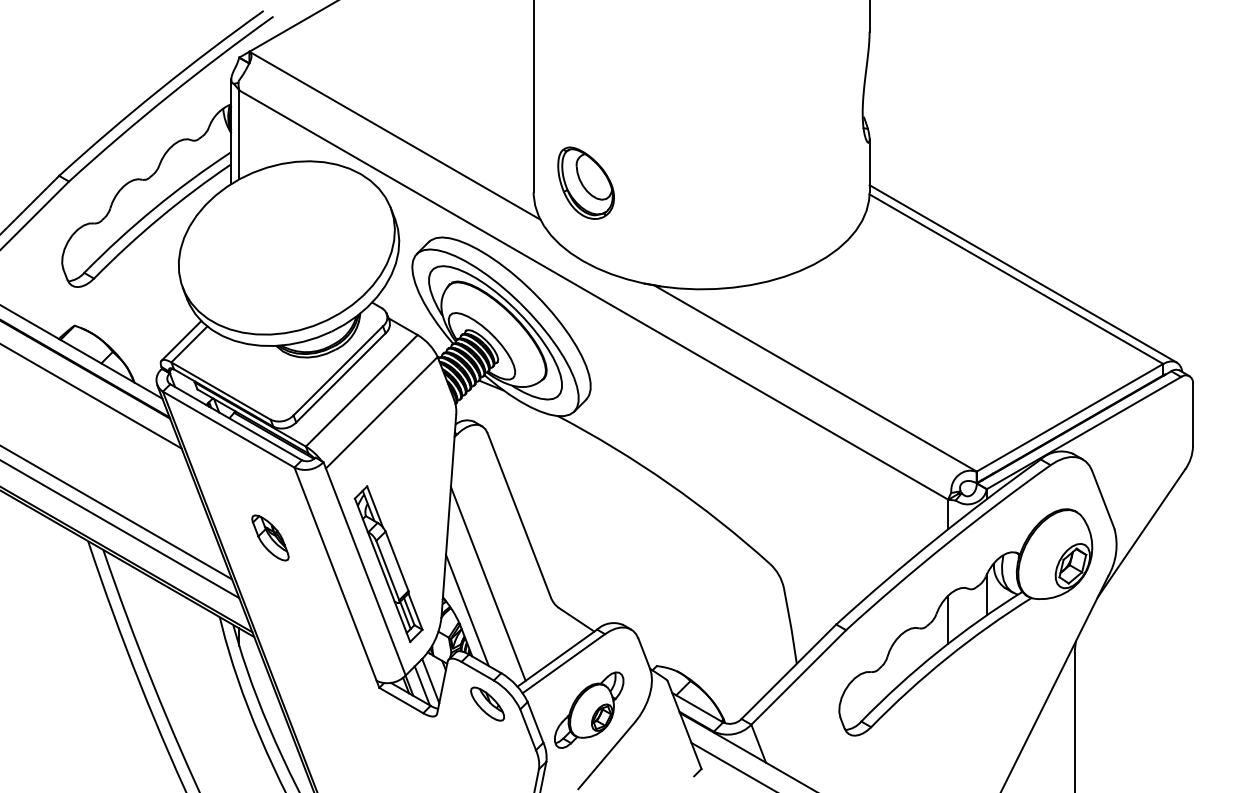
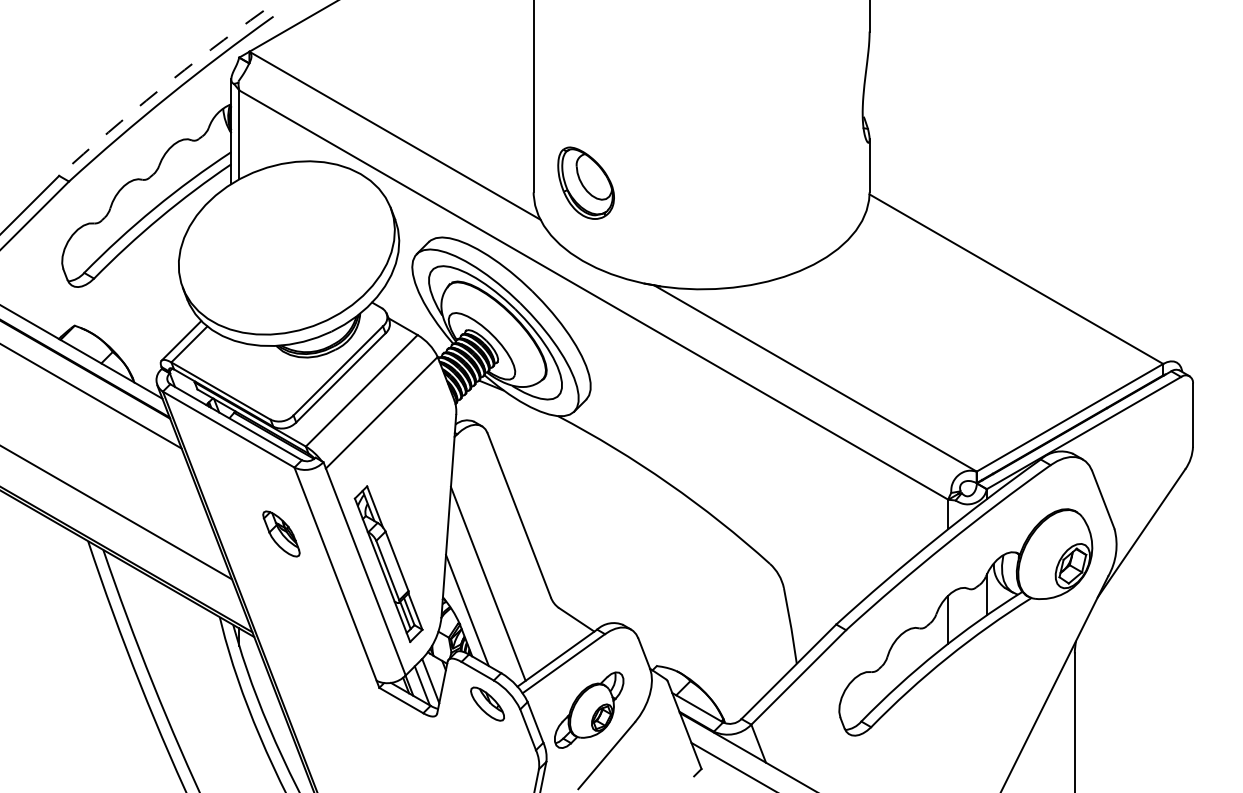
arc: solid -> dashed (158, 90)
line: present -> none (1022, 273)
line: present -> none (120, 529)
part position: (270, 537) -> (281, 533) (281, 533)
